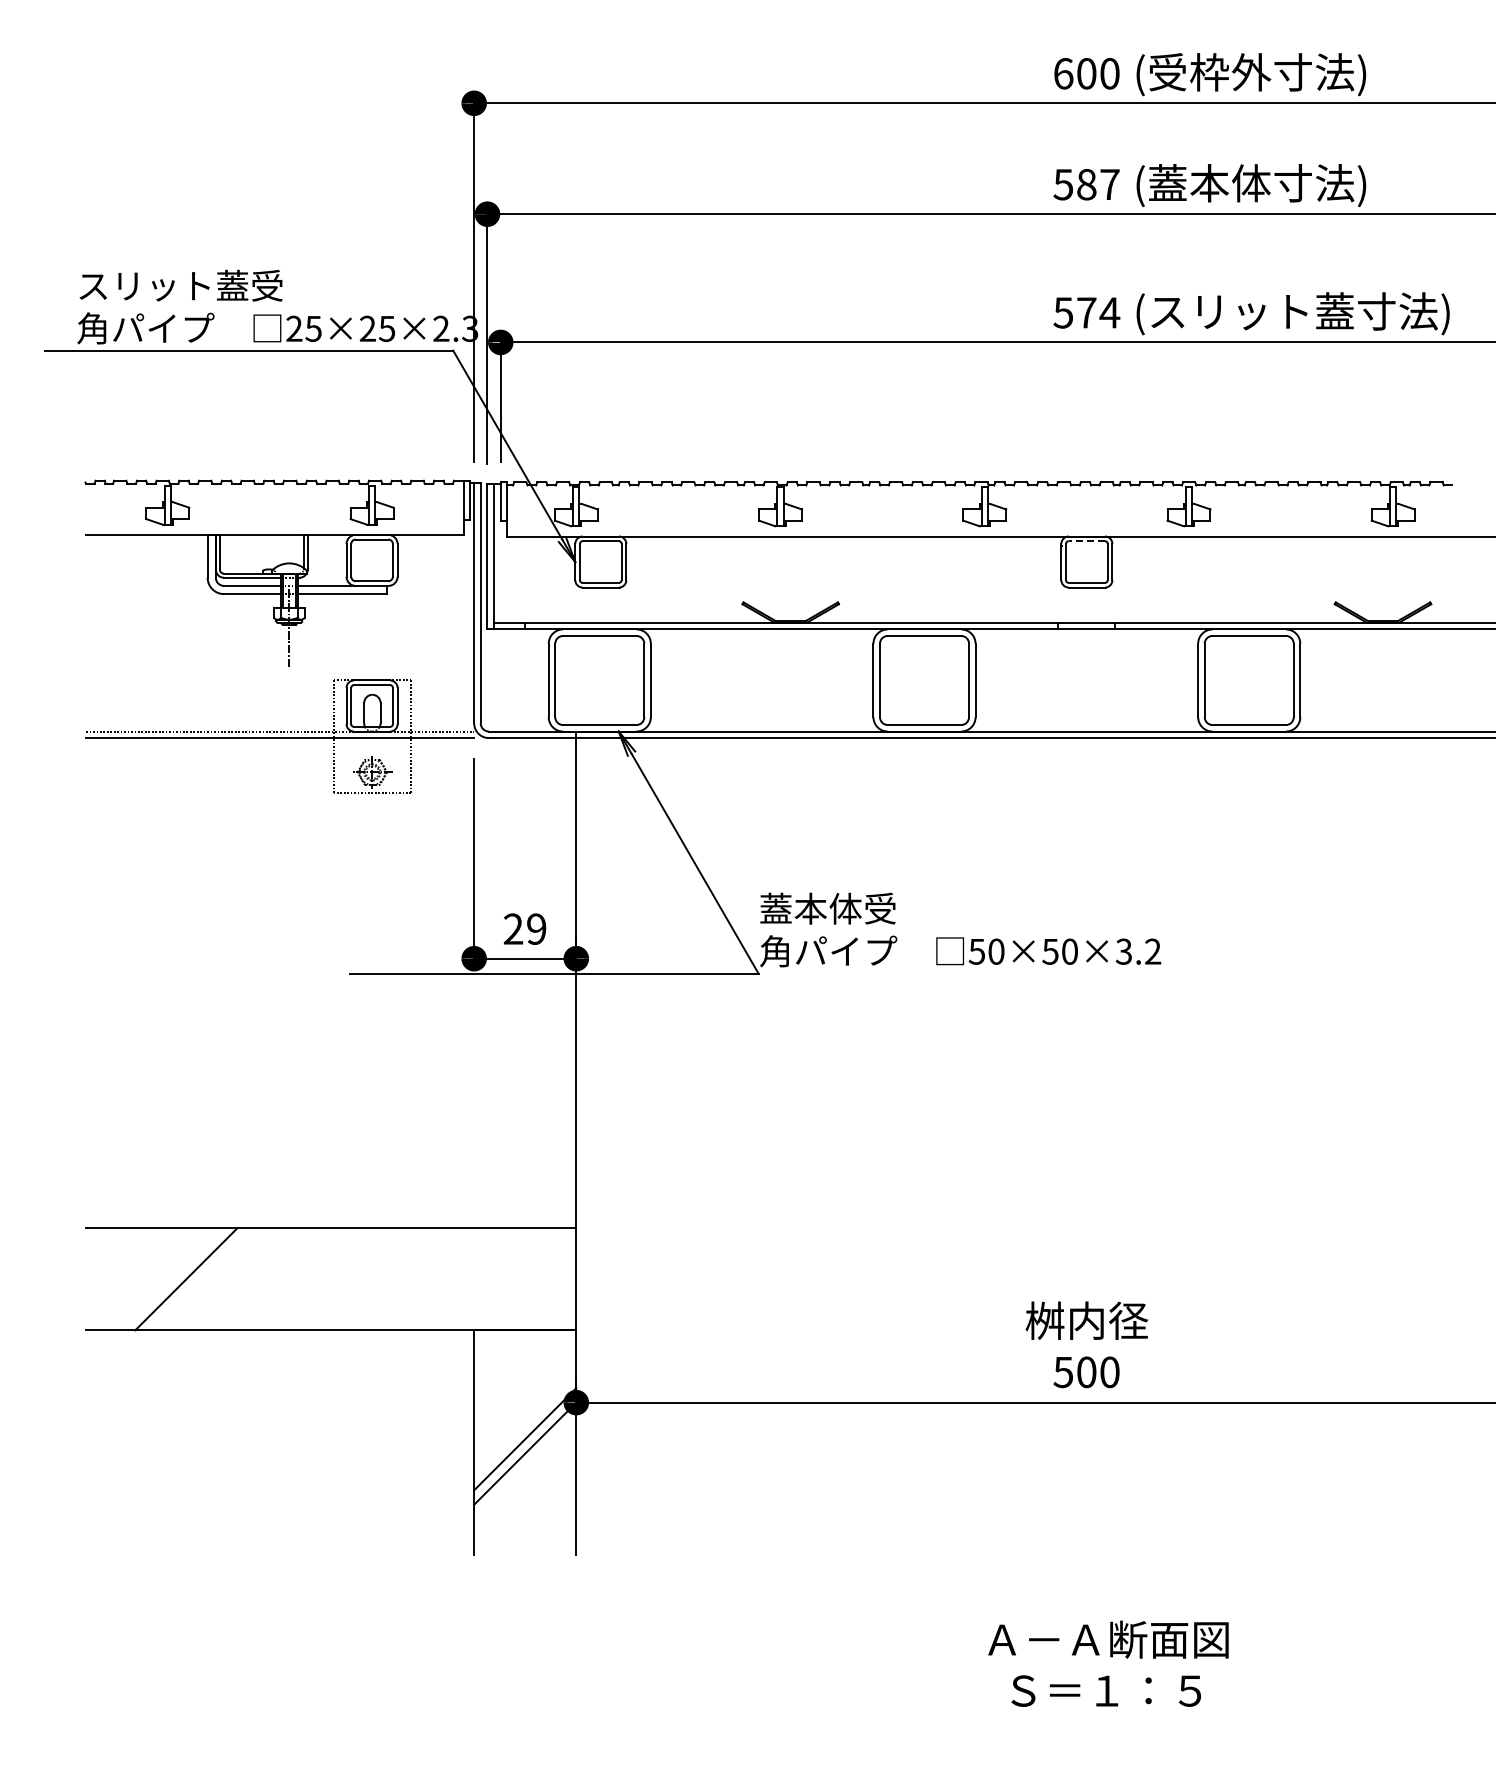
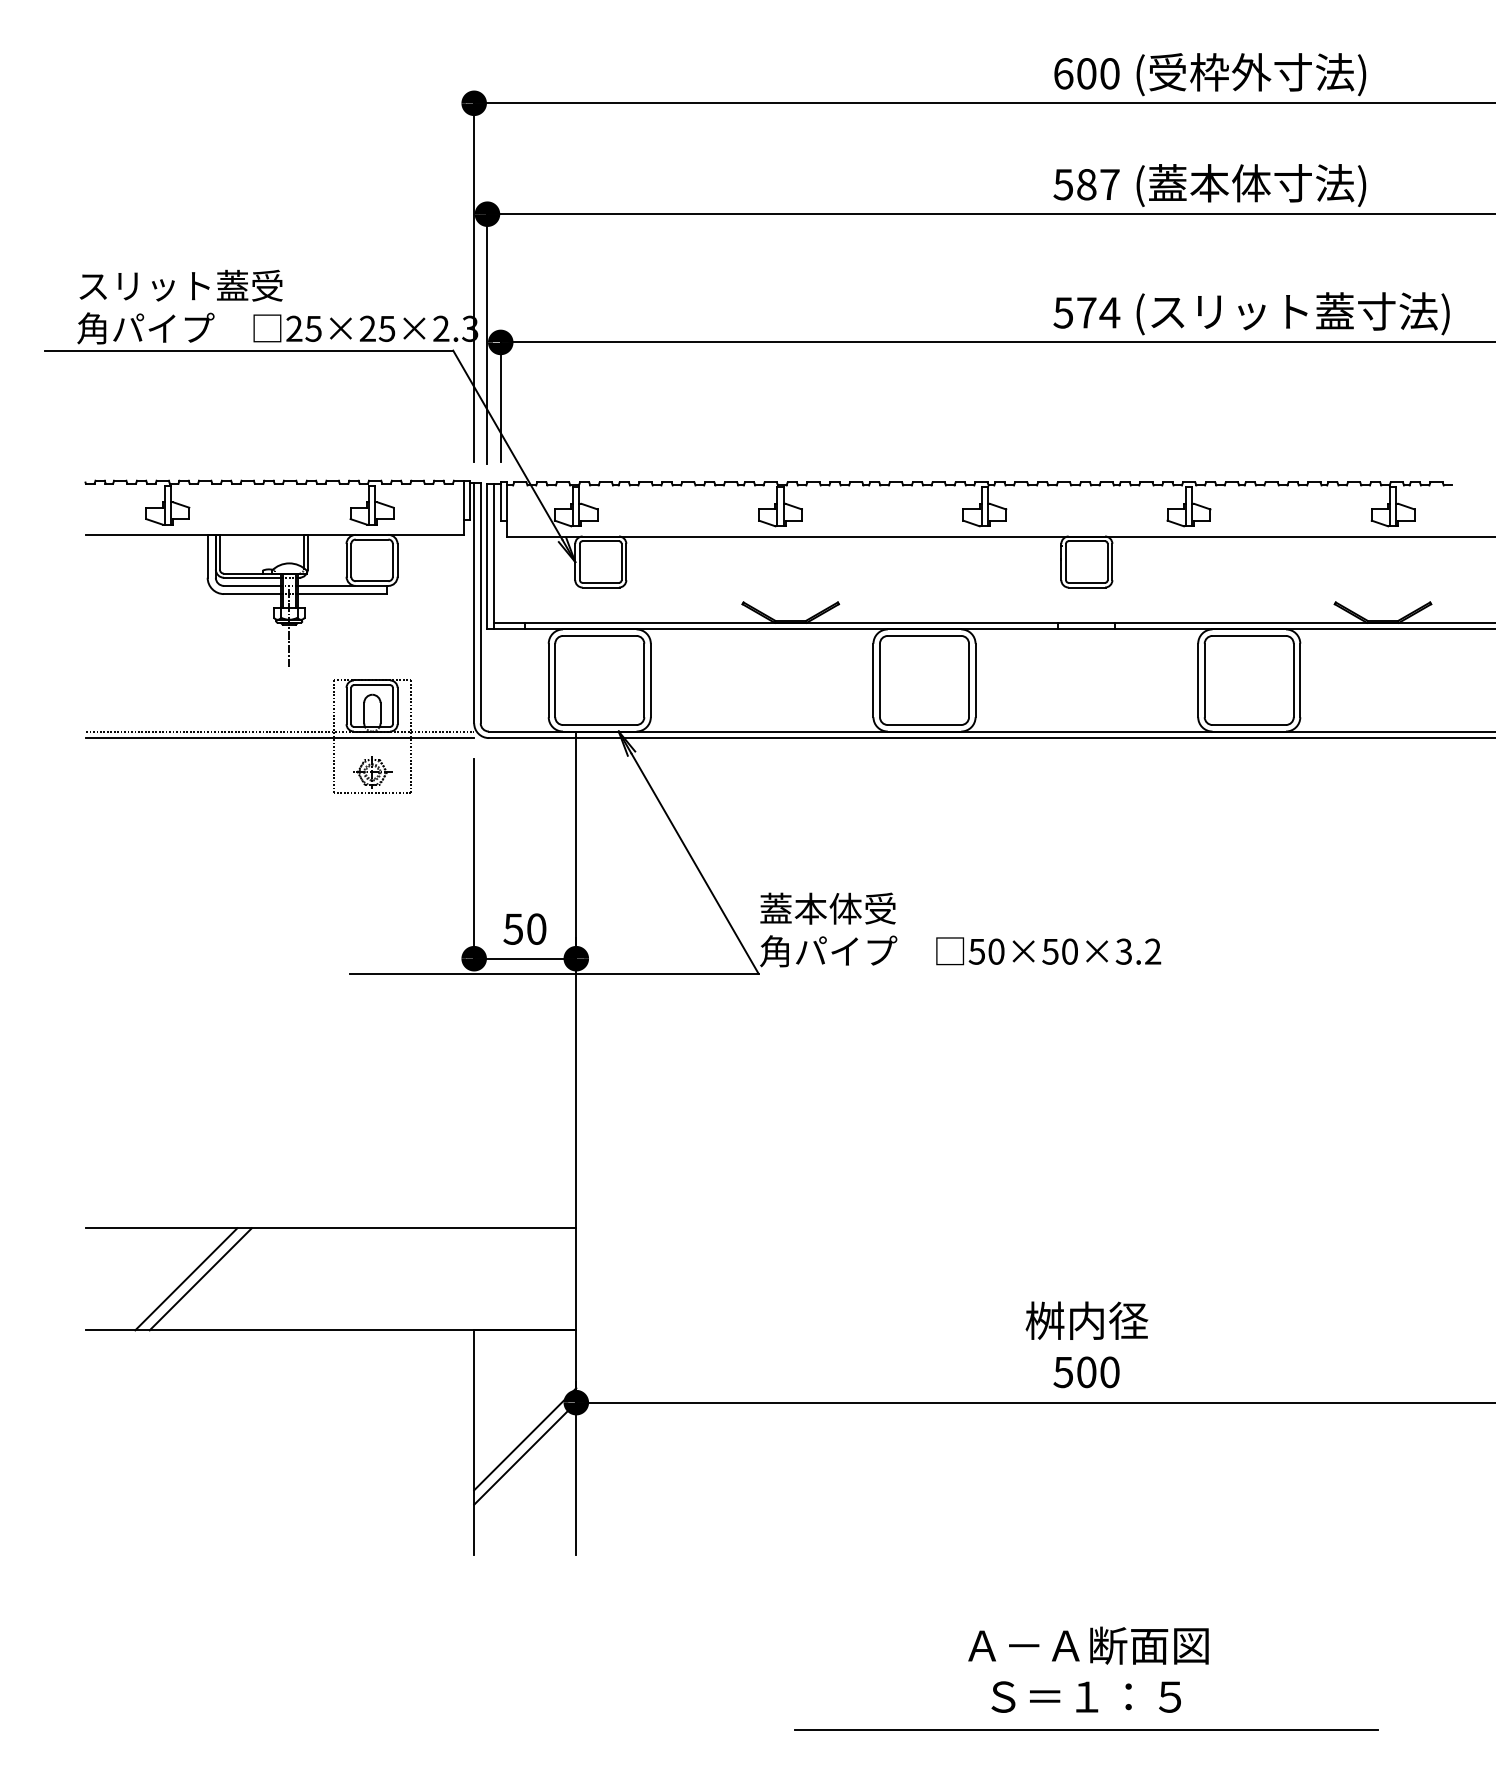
line: dashed -> solid (1086, 541)
text: 29 -> 50 (524, 928)
line: none -> present (200, 1279)
text position: (1108, 1663) -> (1088, 1669) (1088, 1669)
line: none -> present (1086, 1729)
